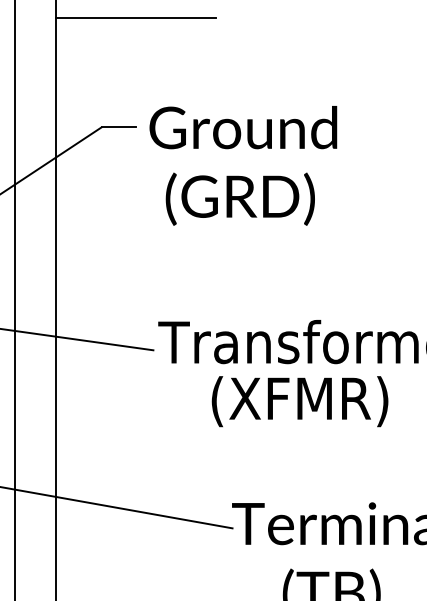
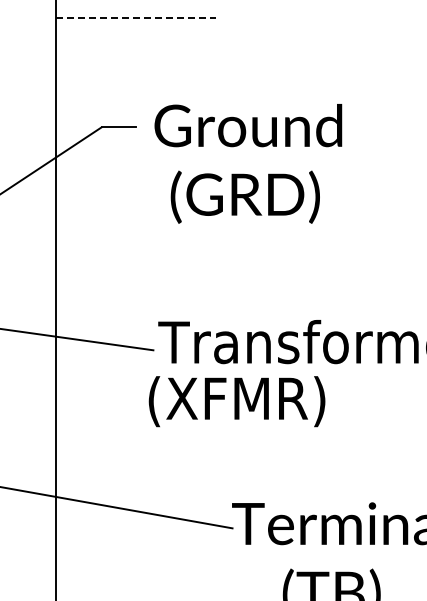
line: solid -> dashed (136, 18)
text position: (243, 165) -> (248, 163) (248, 163)
line: present -> none (14, 299)
text position: (299, 401) -> (236, 401) (236, 401)
